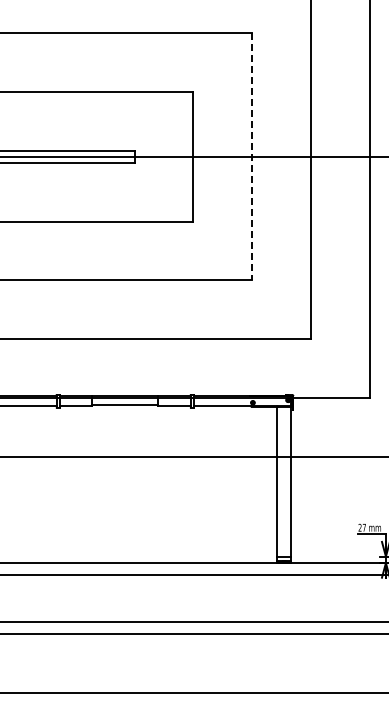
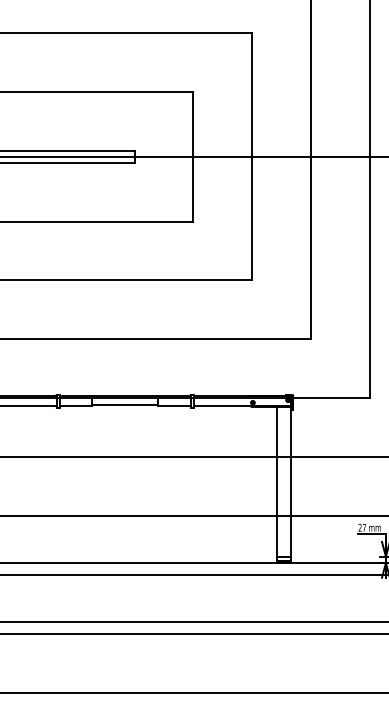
line: dashed -> solid (252, 156)
line: none -> present (193, 515)
